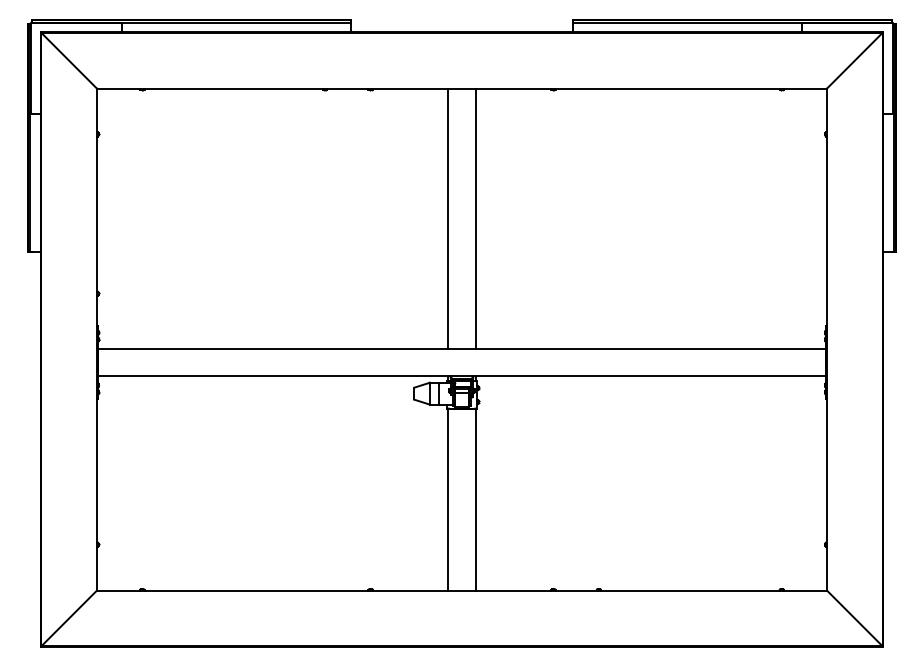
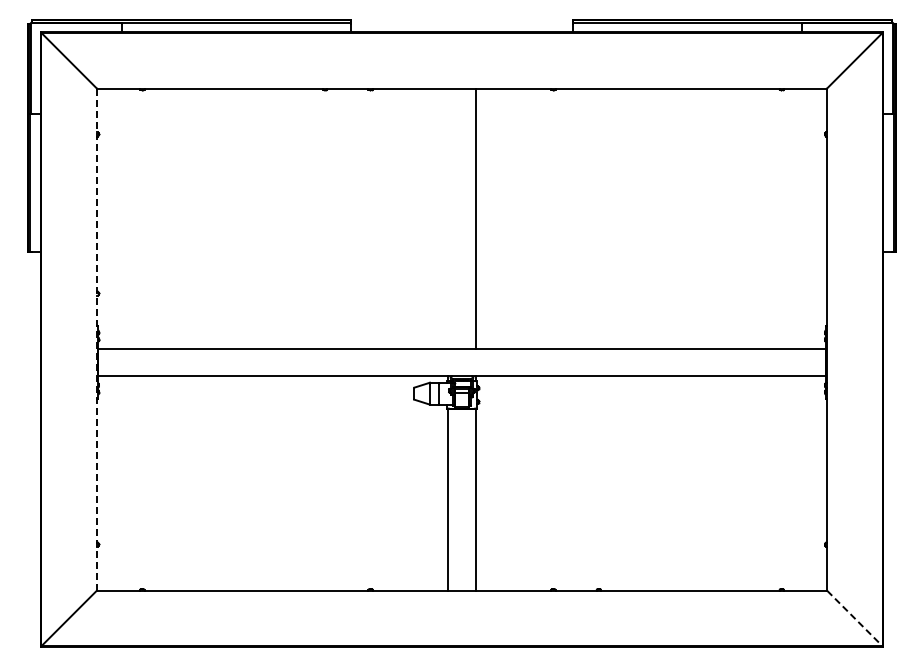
line: present -> none (448, 218)
line: solid -> dashed (97, 339)
line: solid -> dashed (855, 618)
